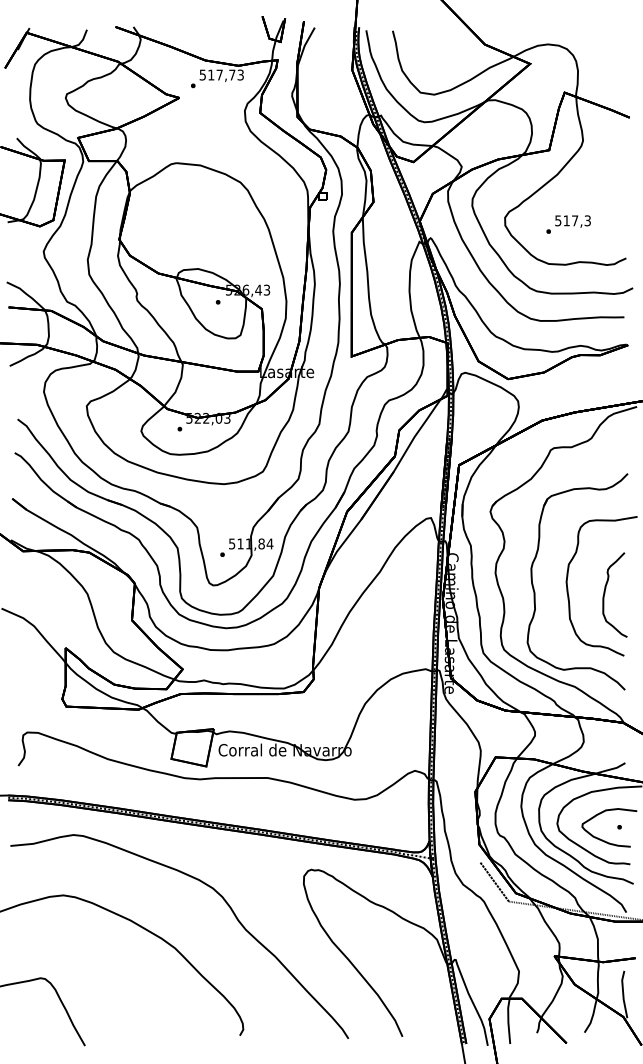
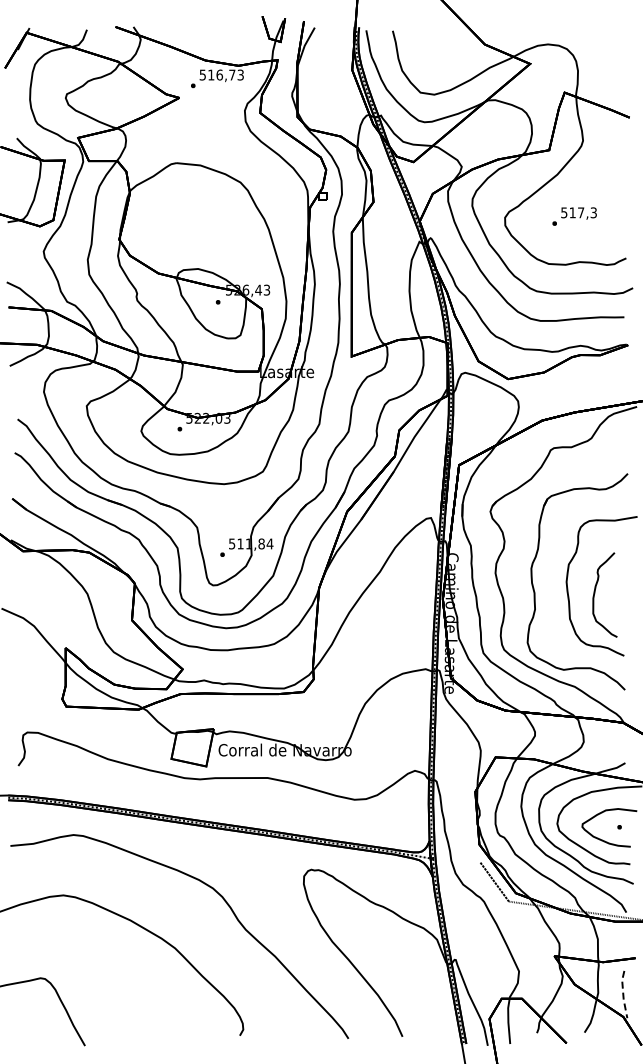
text: 517,73 -> 516,73 (219, 74)
text position: (568, 224) -> (574, 216) (574, 216)
curve position: (605, 593) -> (595, 593) (595, 593)
line: solid -> dashed (623, 994)
